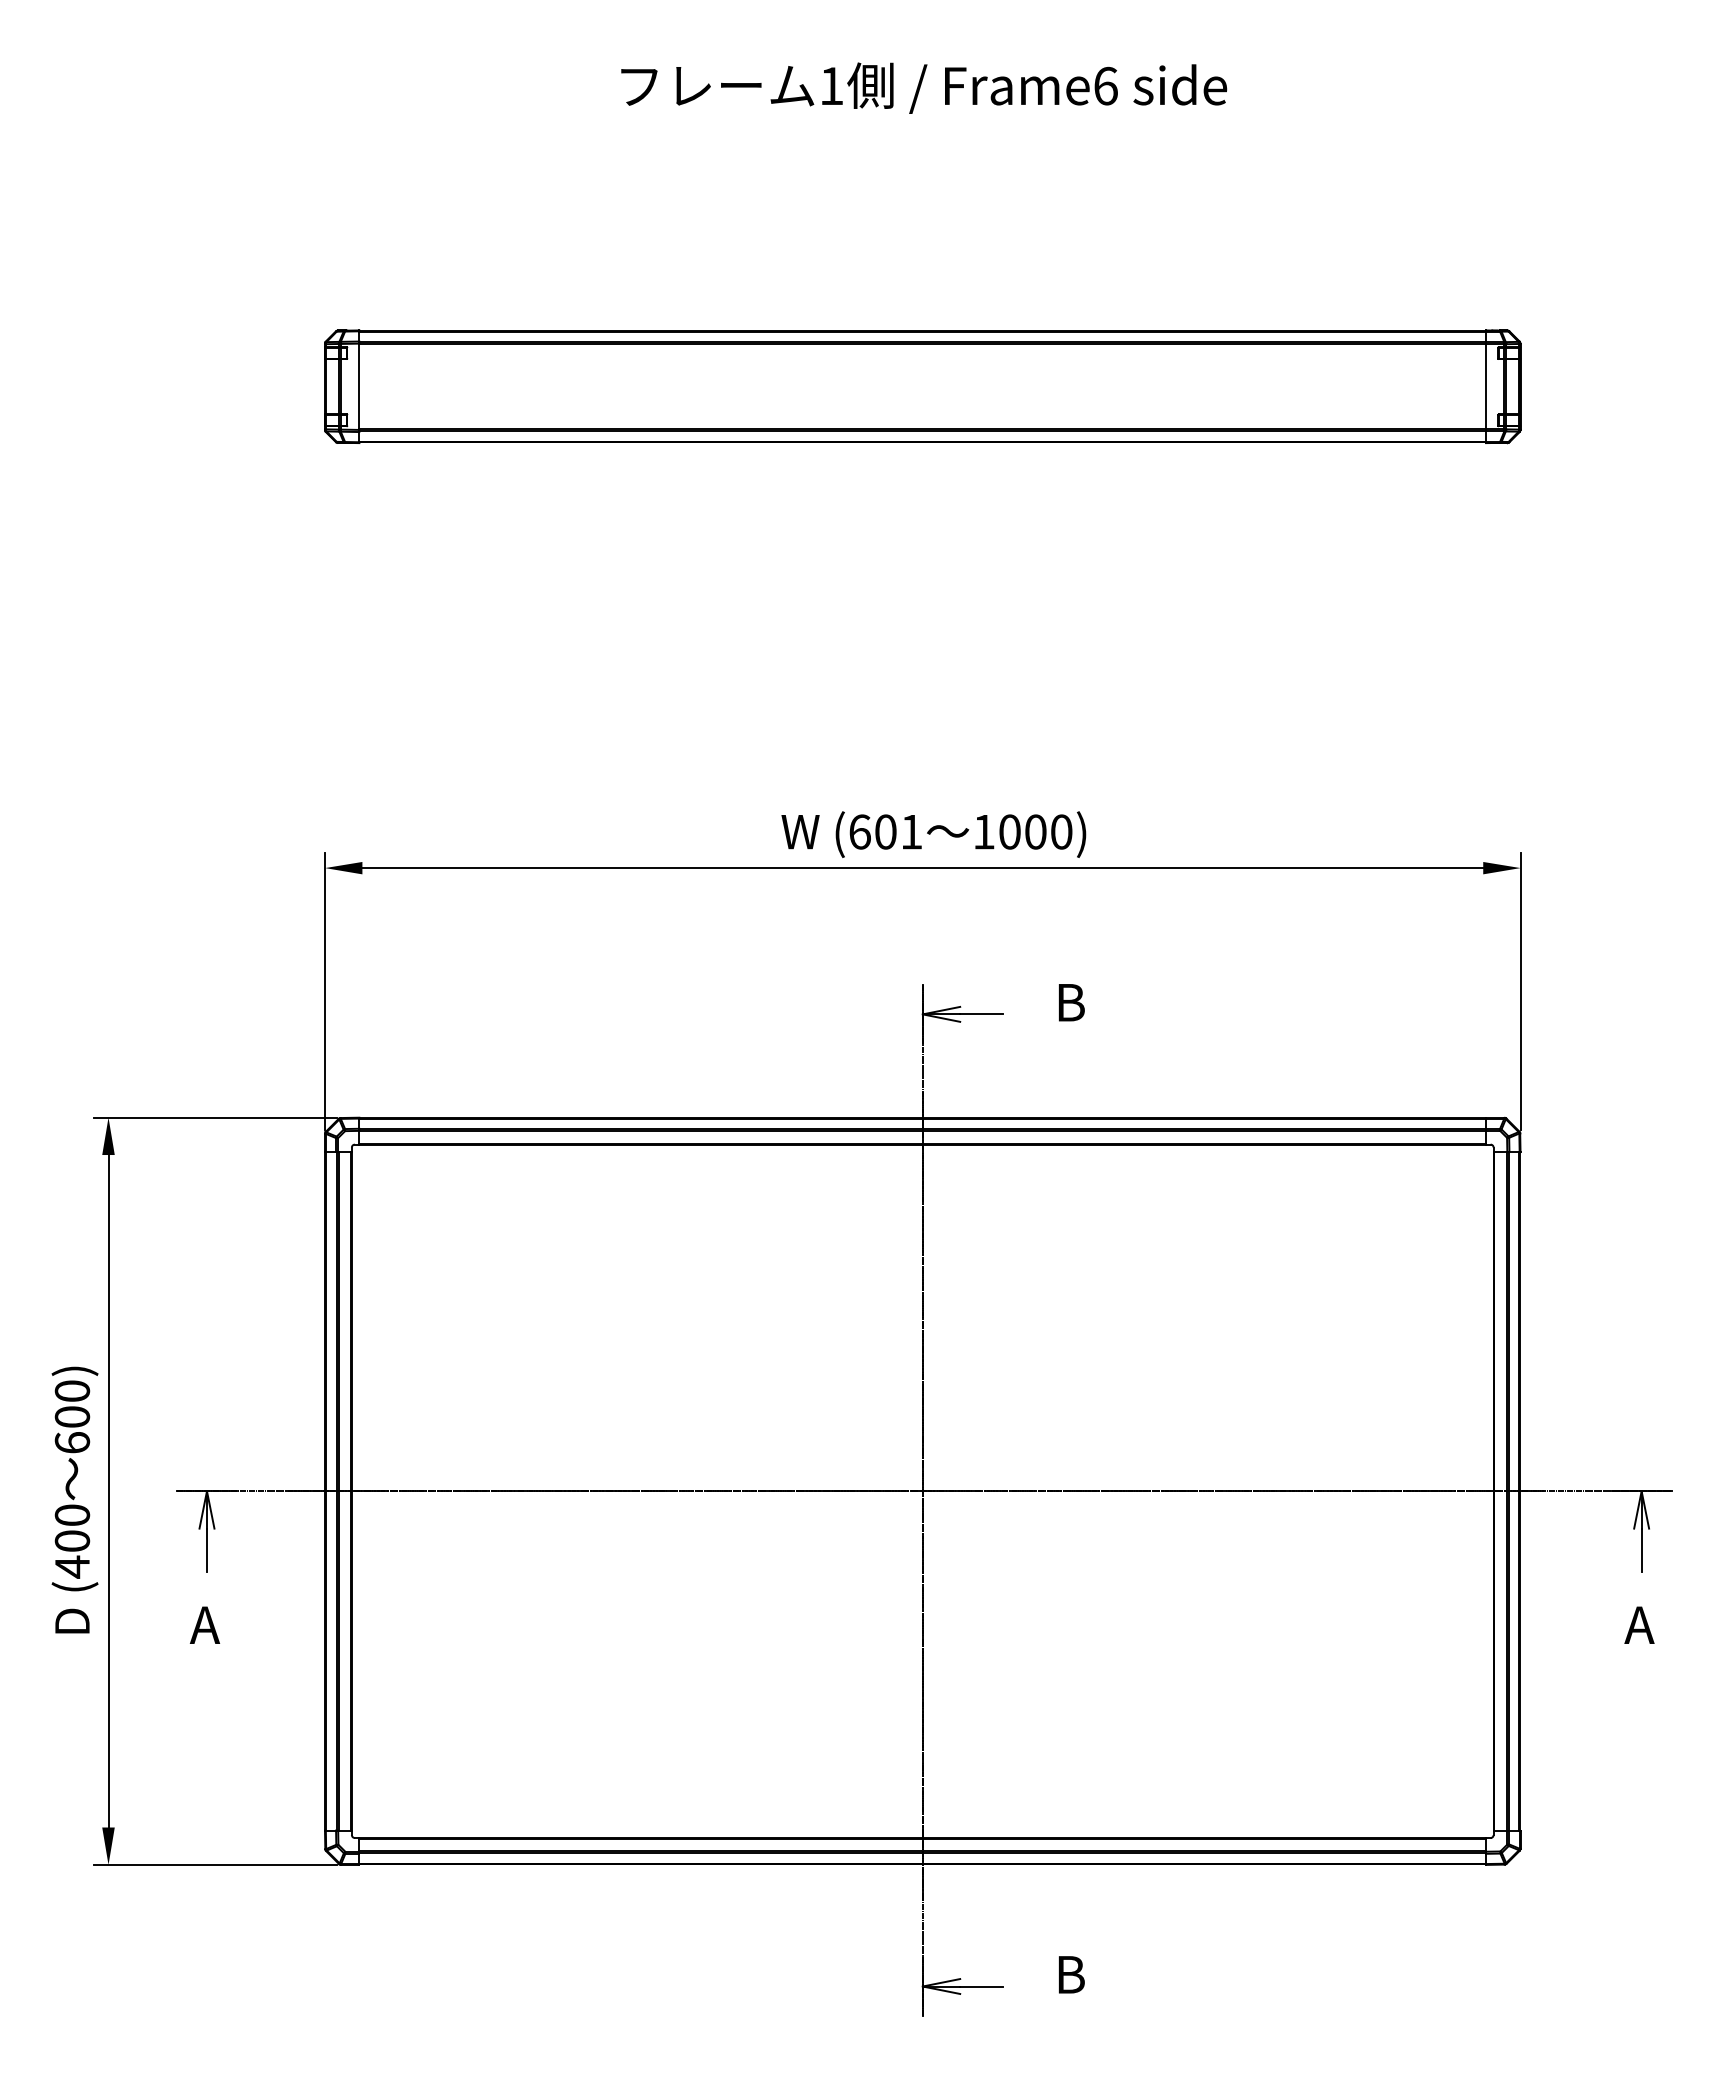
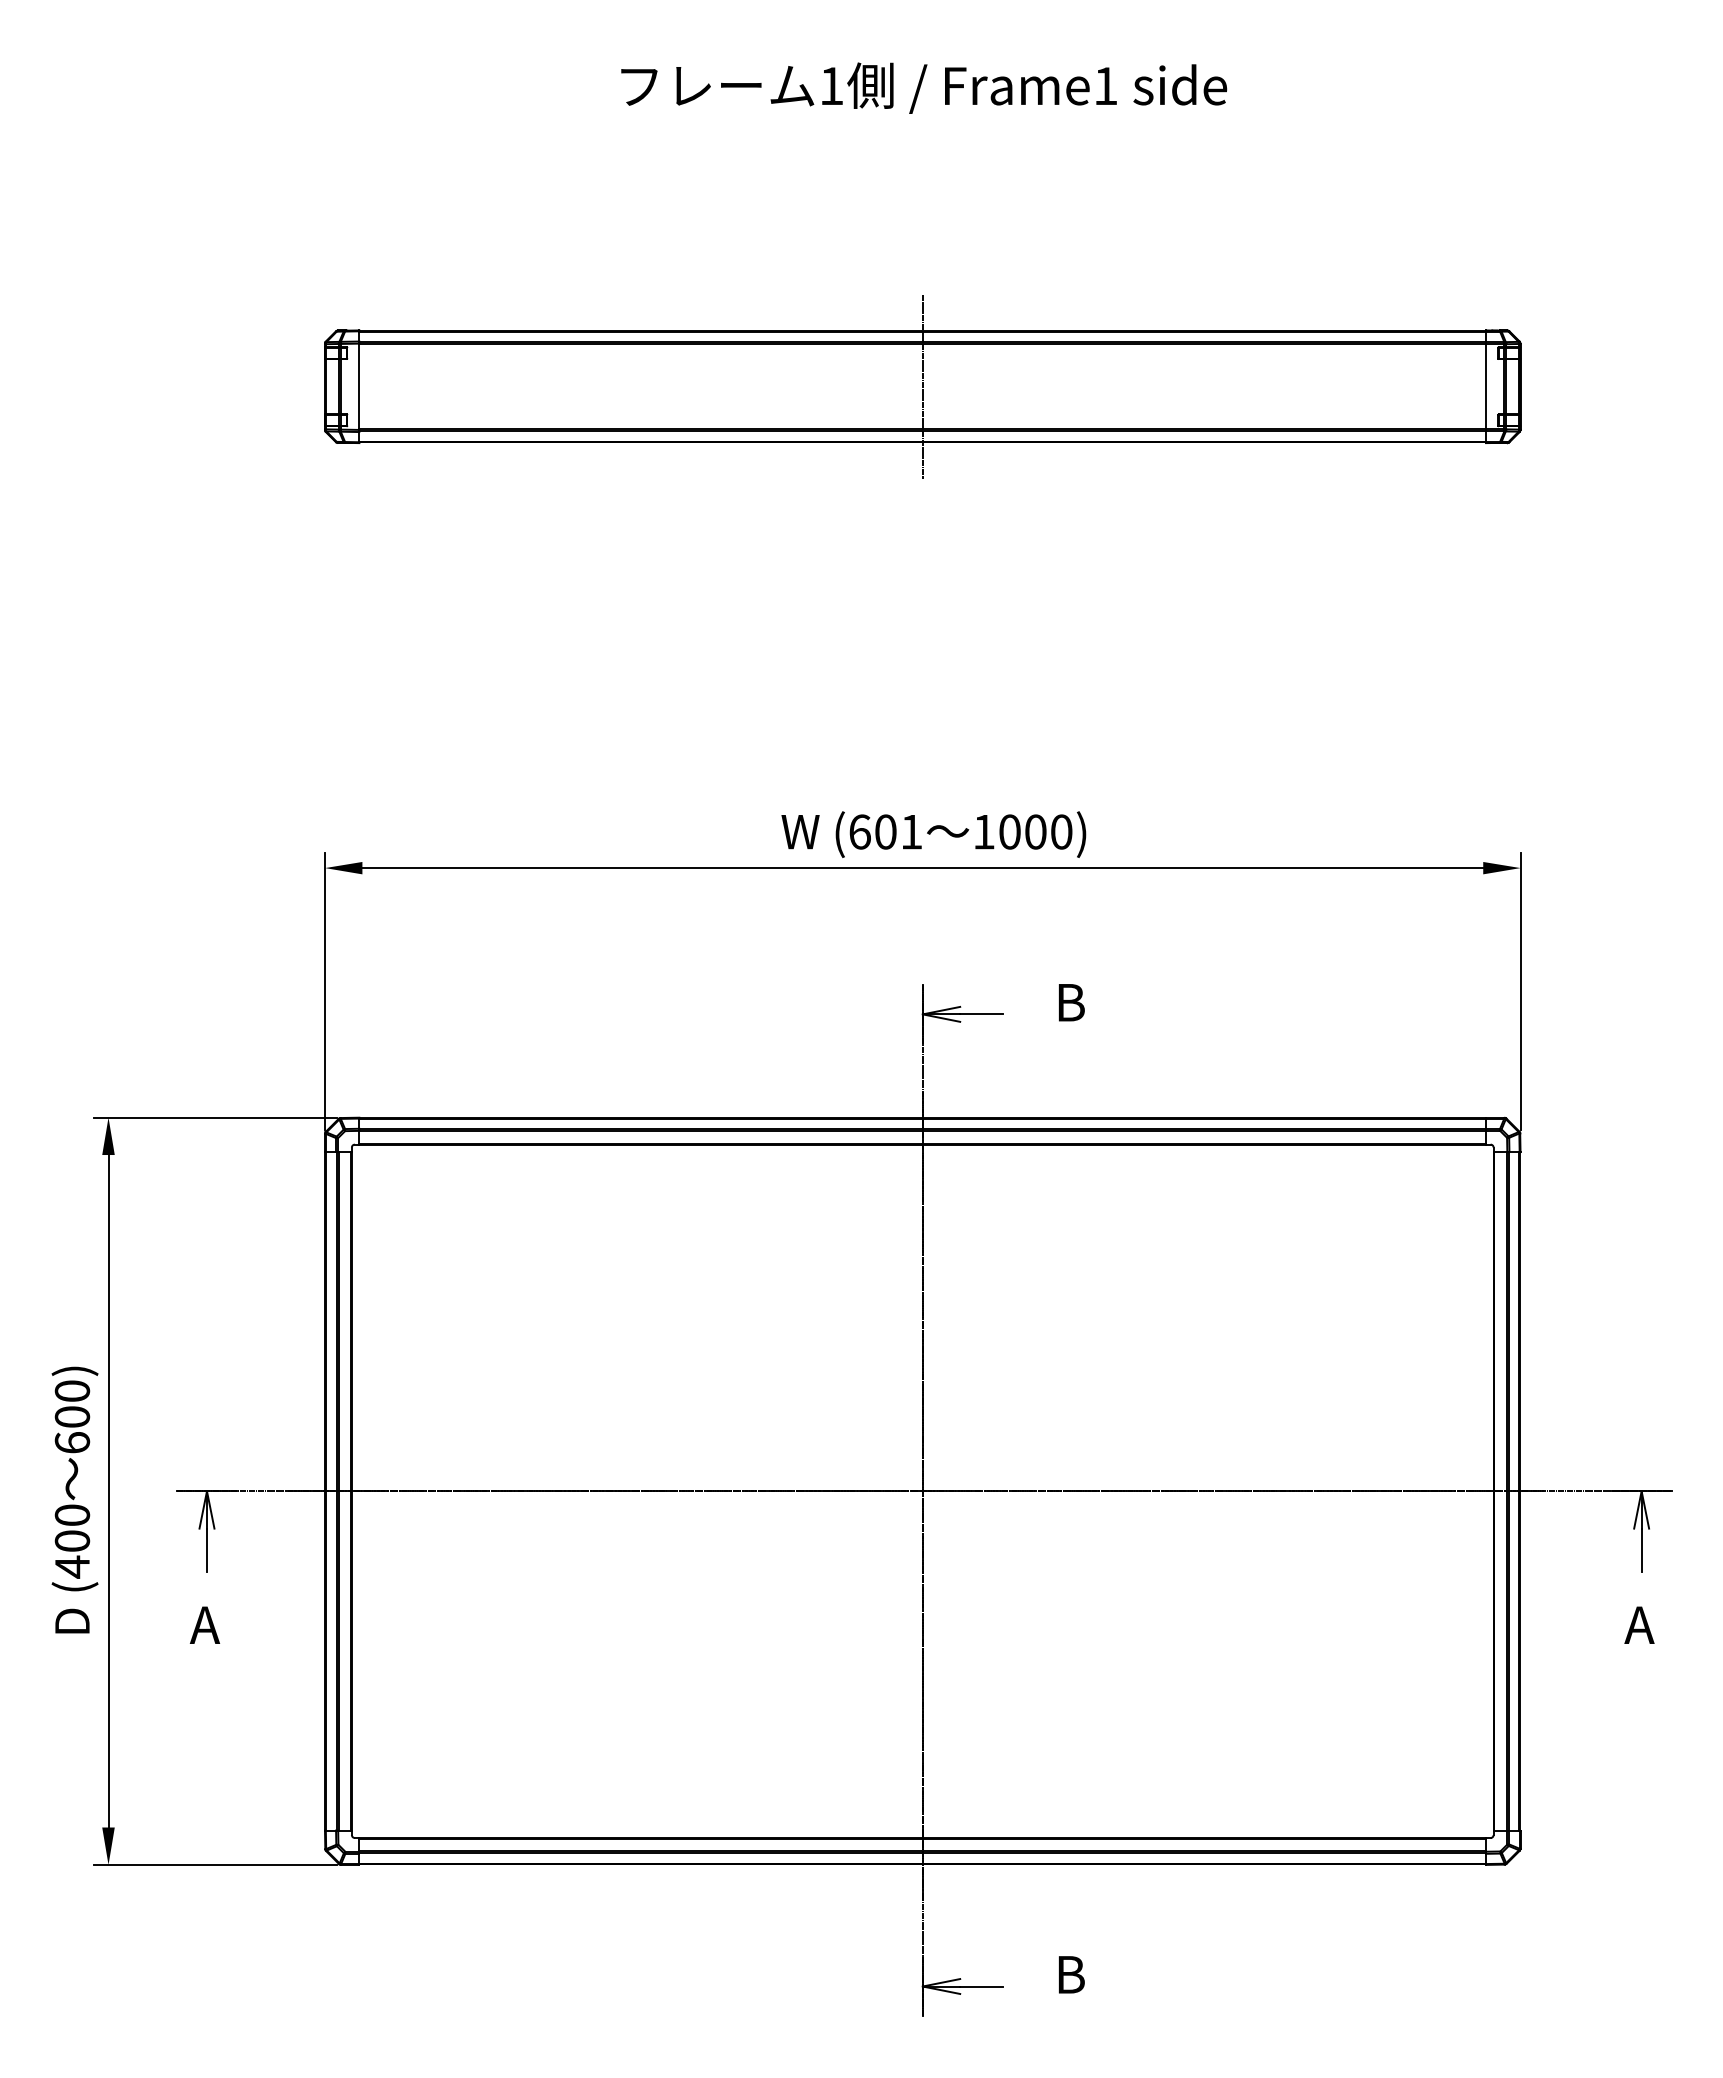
text: Frame6 -> Frame1 (1105, 85)
line: none -> present (922, 386)
